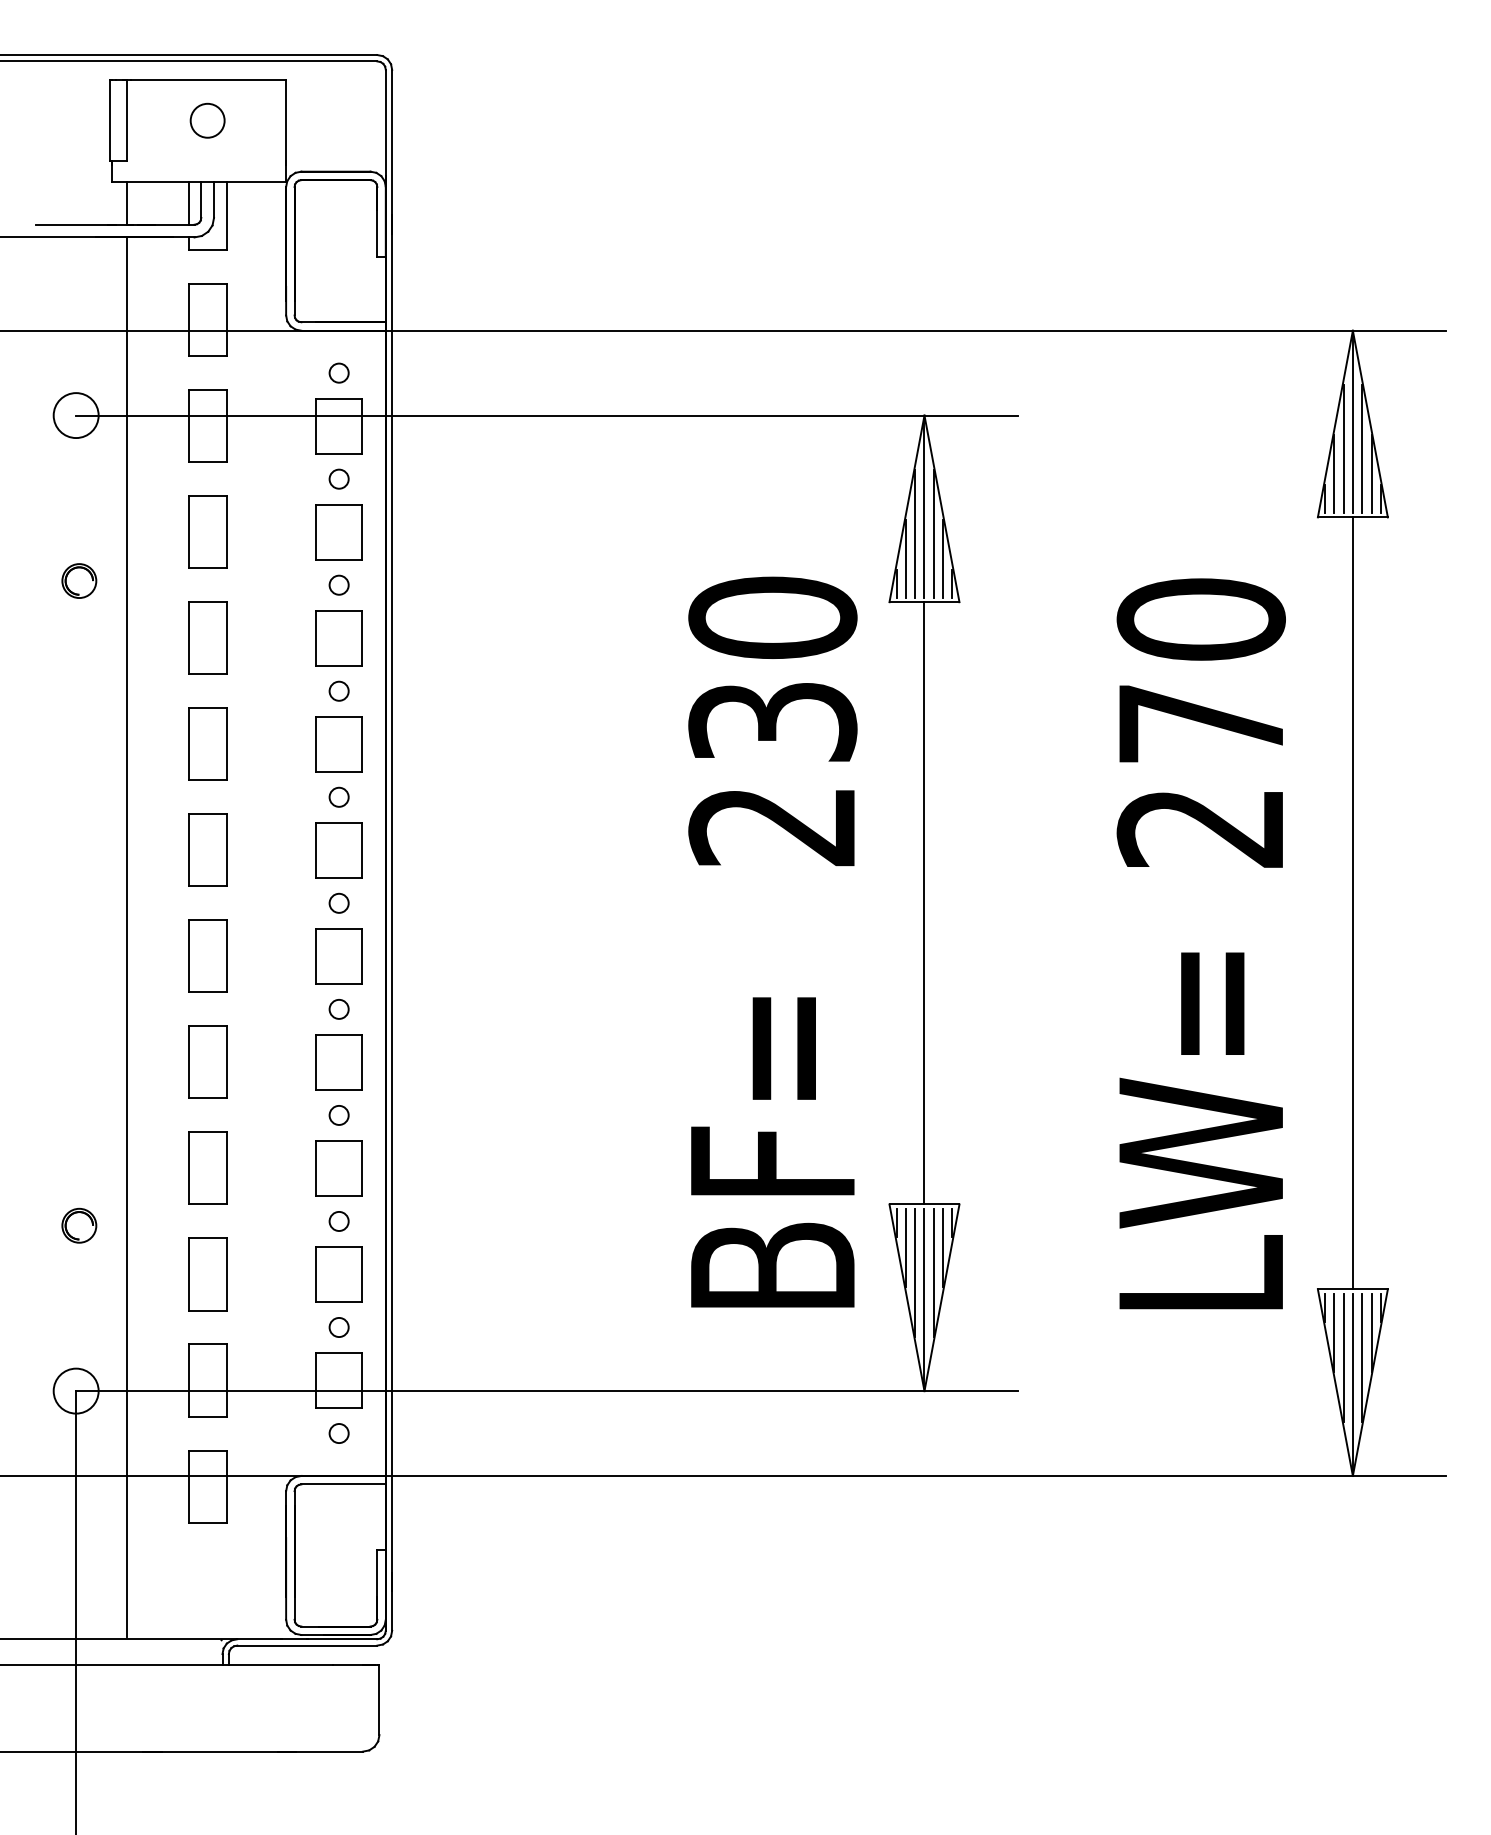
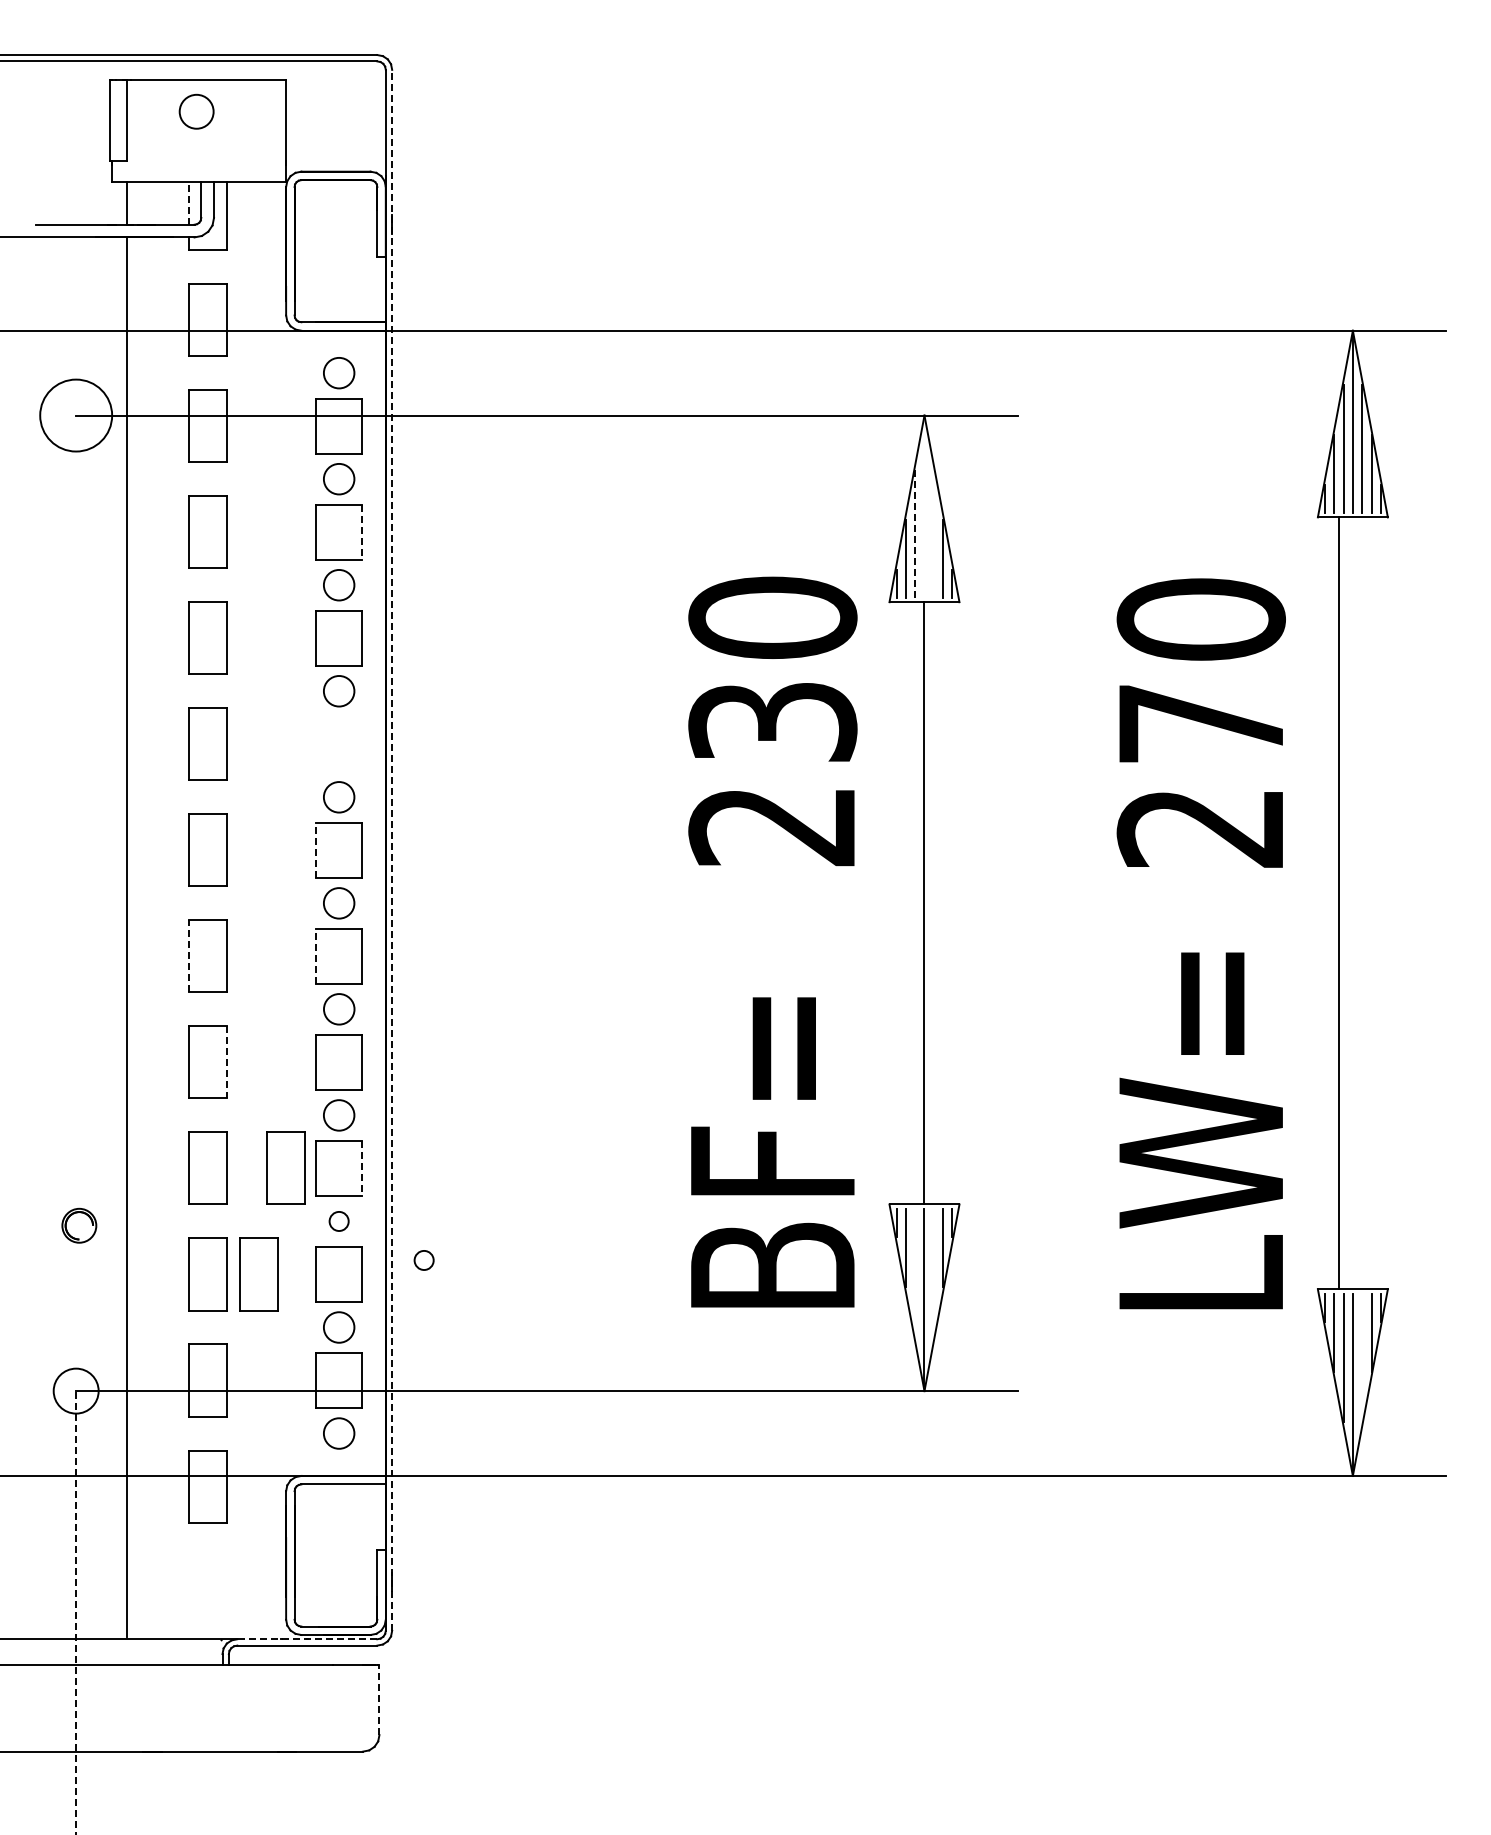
circle position: (207, 120) -> (196, 111) (196, 111)
line: solid -> dashed (188, 203)
circle diameter: 19 px -> 31 px (338, 372)
circle diameter: 45 px -> 72 px (76, 415)
circle diameter: 19 px -> 31 px (338, 478)
line: present -> none (924, 508)
line: solid -> dashed (362, 532)
line: solid -> dashed (915, 533)
line: present -> none (933, 533)
part: present -> none (79, 580)
circle diameter: 19 px -> 31 px (338, 584)
circle diameter: 19 px -> 31 px (338, 691)
part: present -> none (338, 744)
circle diameter: 19 px -> 31 px (338, 797)
line: solid -> dashed (392, 849)
line: solid -> dashed (315, 850)
circle diameter: 19 px -> 31 px (338, 903)
line position: (1352, 903) -> (1338, 903) (1338, 903)
line: solid -> dashed (188, 955)
line: solid -> dashed (315, 956)
circle size: 22x21 px -> 33x33 px (339, 1009)
line: solid -> dashed (226, 1062)
circle diameter: 19 px -> 31 px (338, 1115)
part: none -> present (285, 1167)
line: solid -> dashed (362, 1168)
circle: none -> present (423, 1260)
line: present -> none (915, 1272)
line: present -> none (933, 1272)
part: none -> present (258, 1274)
circle diameter: 19 px -> 31 px (338, 1327)
line: present -> none (1362, 1357)
circle diameter: 19 px -> 31 px (338, 1433)
line: solid -> dashed (76, 1612)
line: solid -> dashed (307, 1639)
line: solid -> dashed (379, 1699)
